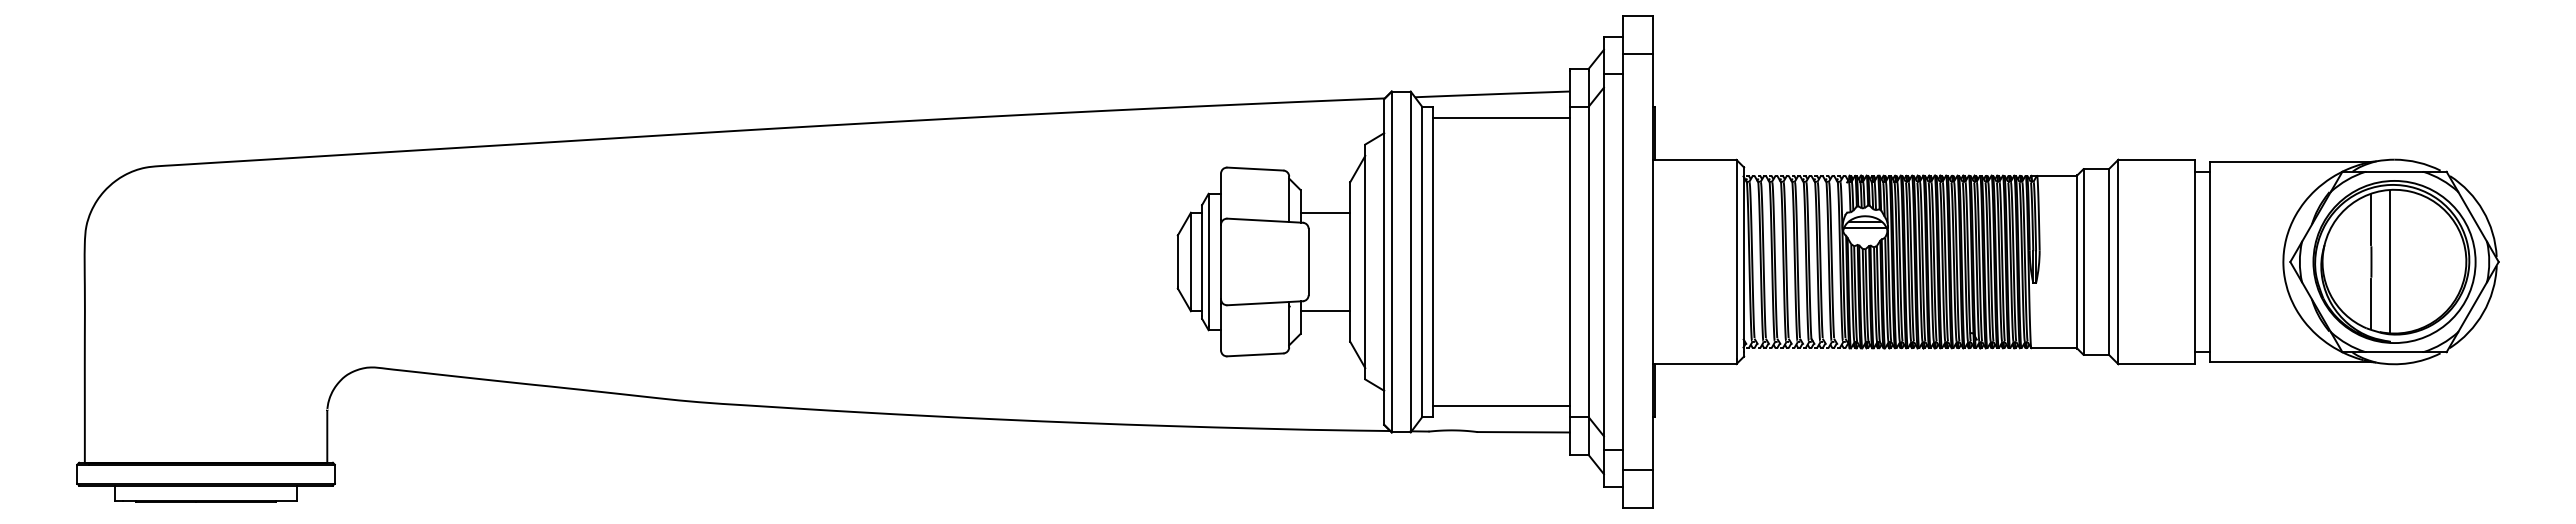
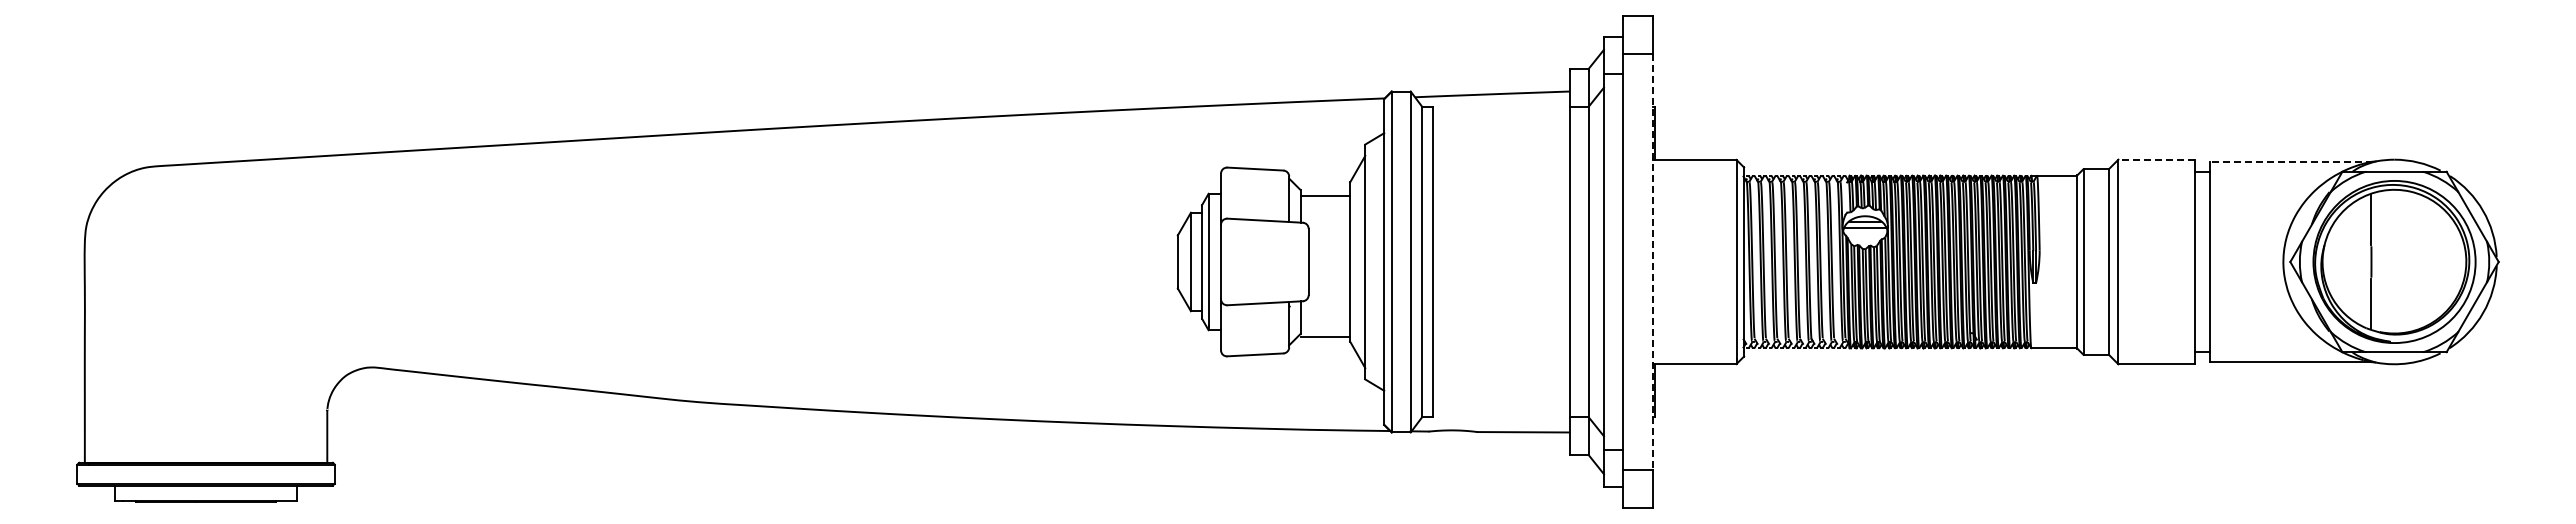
line: present -> none (1501, 118)
line: solid -> dashed (2156, 159)
line: solid -> dashed (2290, 161)
line position: (1325, 212) -> (1325, 195) (1325, 195)
line: present -> none (2390, 261)
line: solid -> dashed (1653, 262)
line position: (1325, 311) -> (1325, 337) (1325, 337)
line: present -> none (1501, 405)
